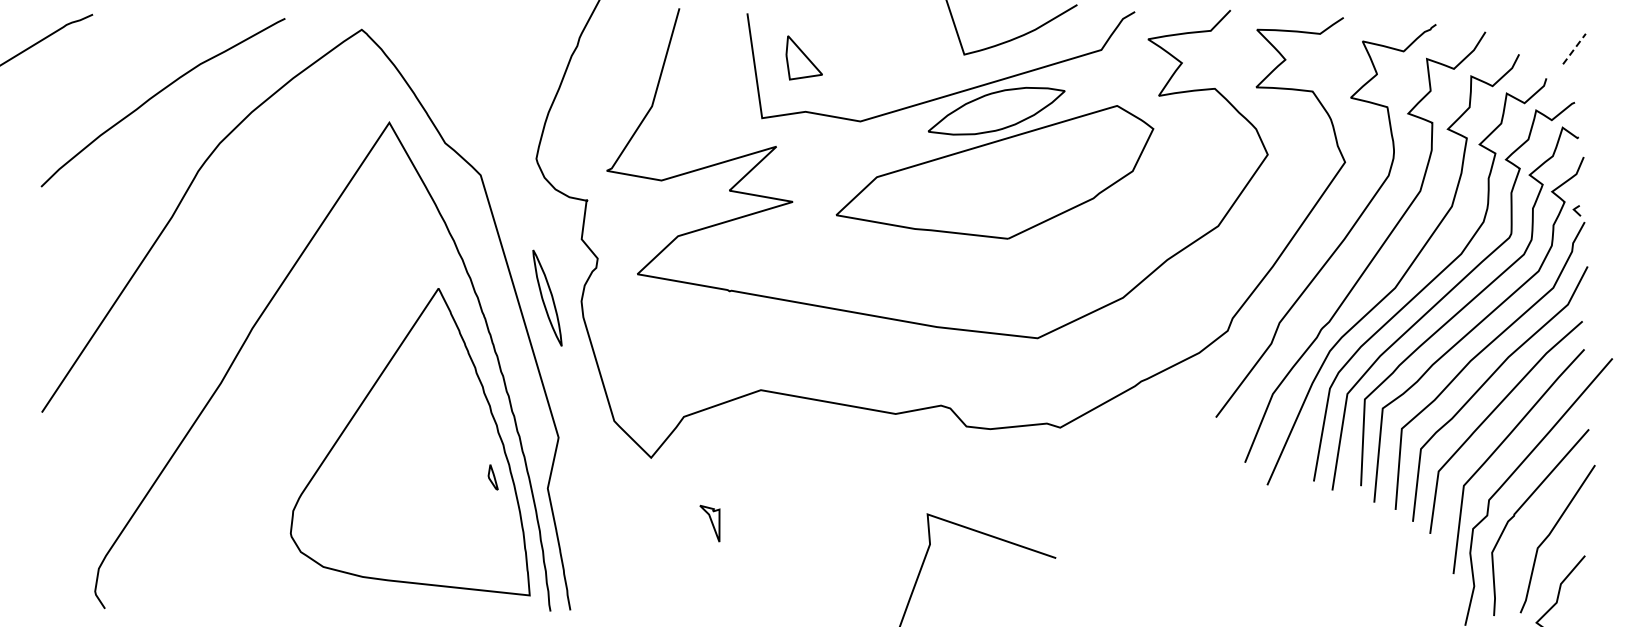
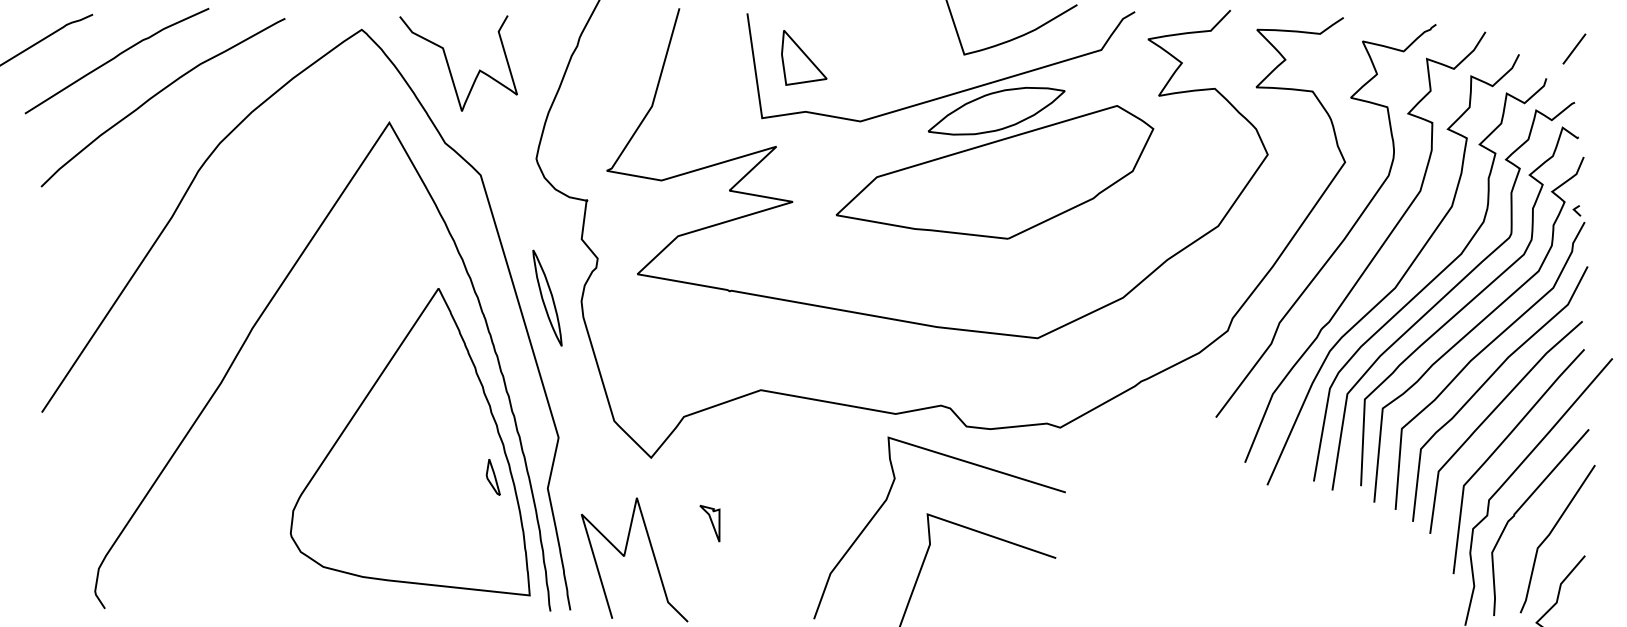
line: dashed -> solid (1574, 49)
part size: 38x46 px -> 47x56 px (804, 57)
curve: none -> present (115, 58)
curve: none -> present (449, 65)
part size: 12x27 px -> 16x37 px (492, 477)
curve: none -> present (886, 501)
curve: none -> present (625, 555)
